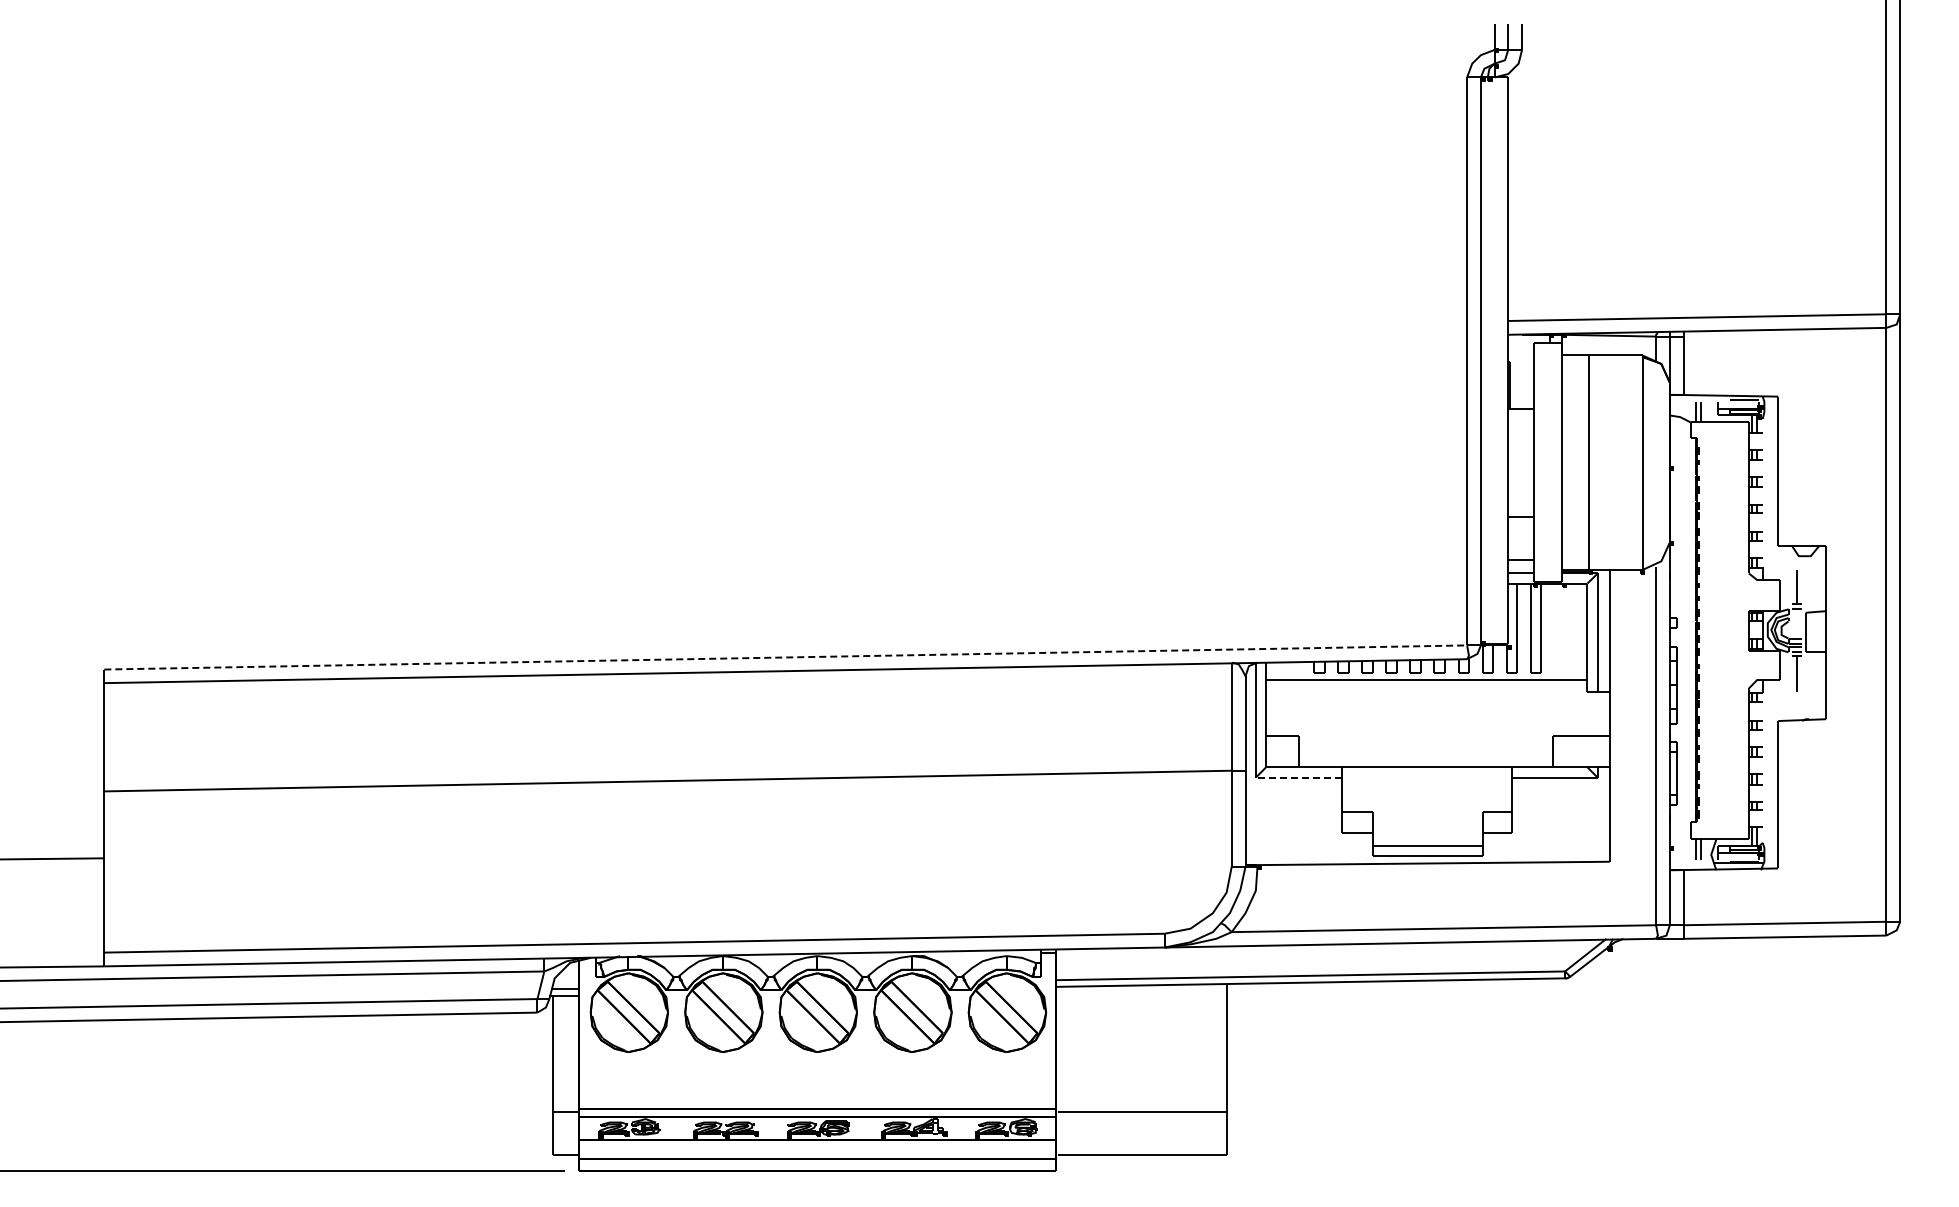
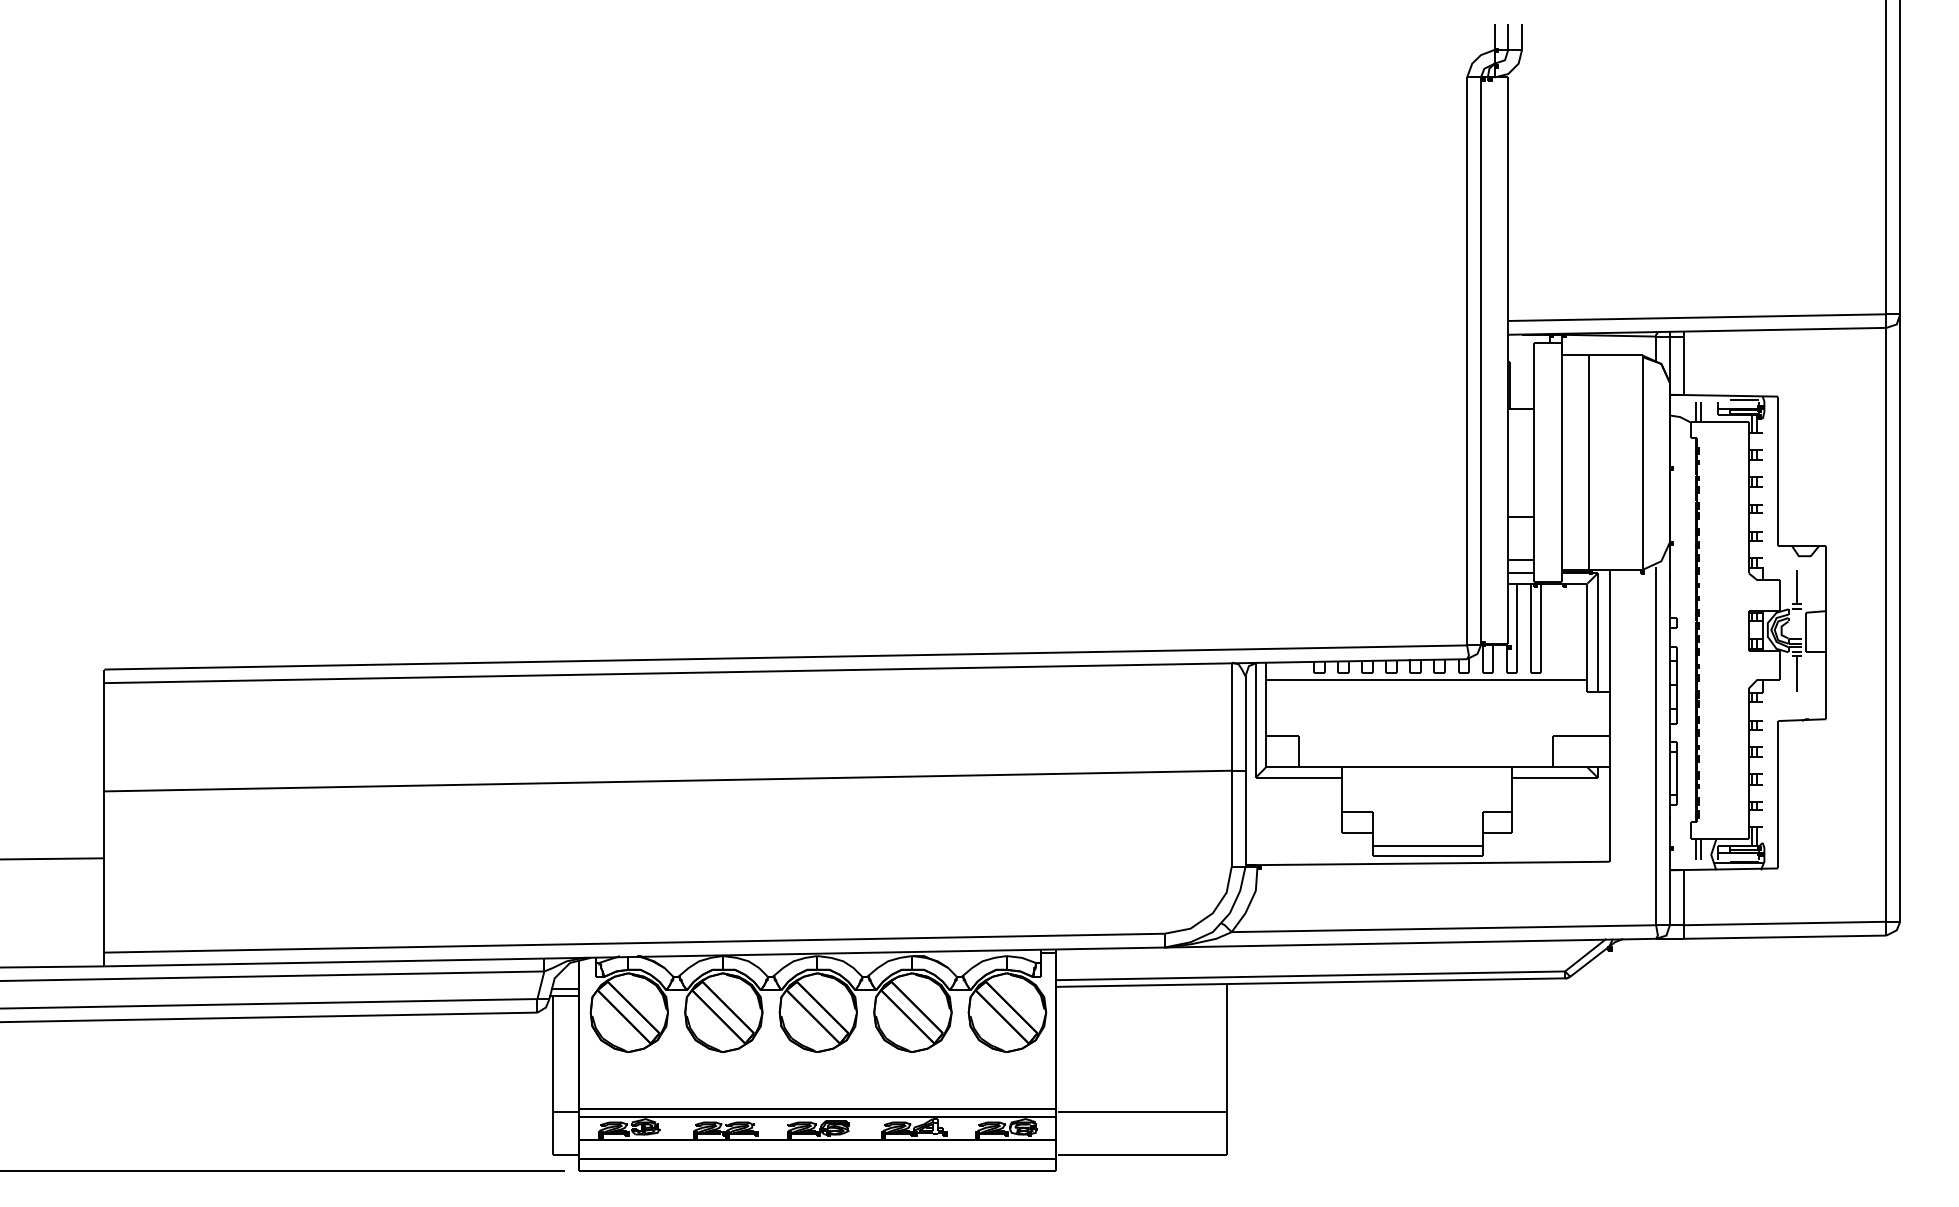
line: dashed -> solid (785, 657)
line: dashed -> solid (1298, 777)
